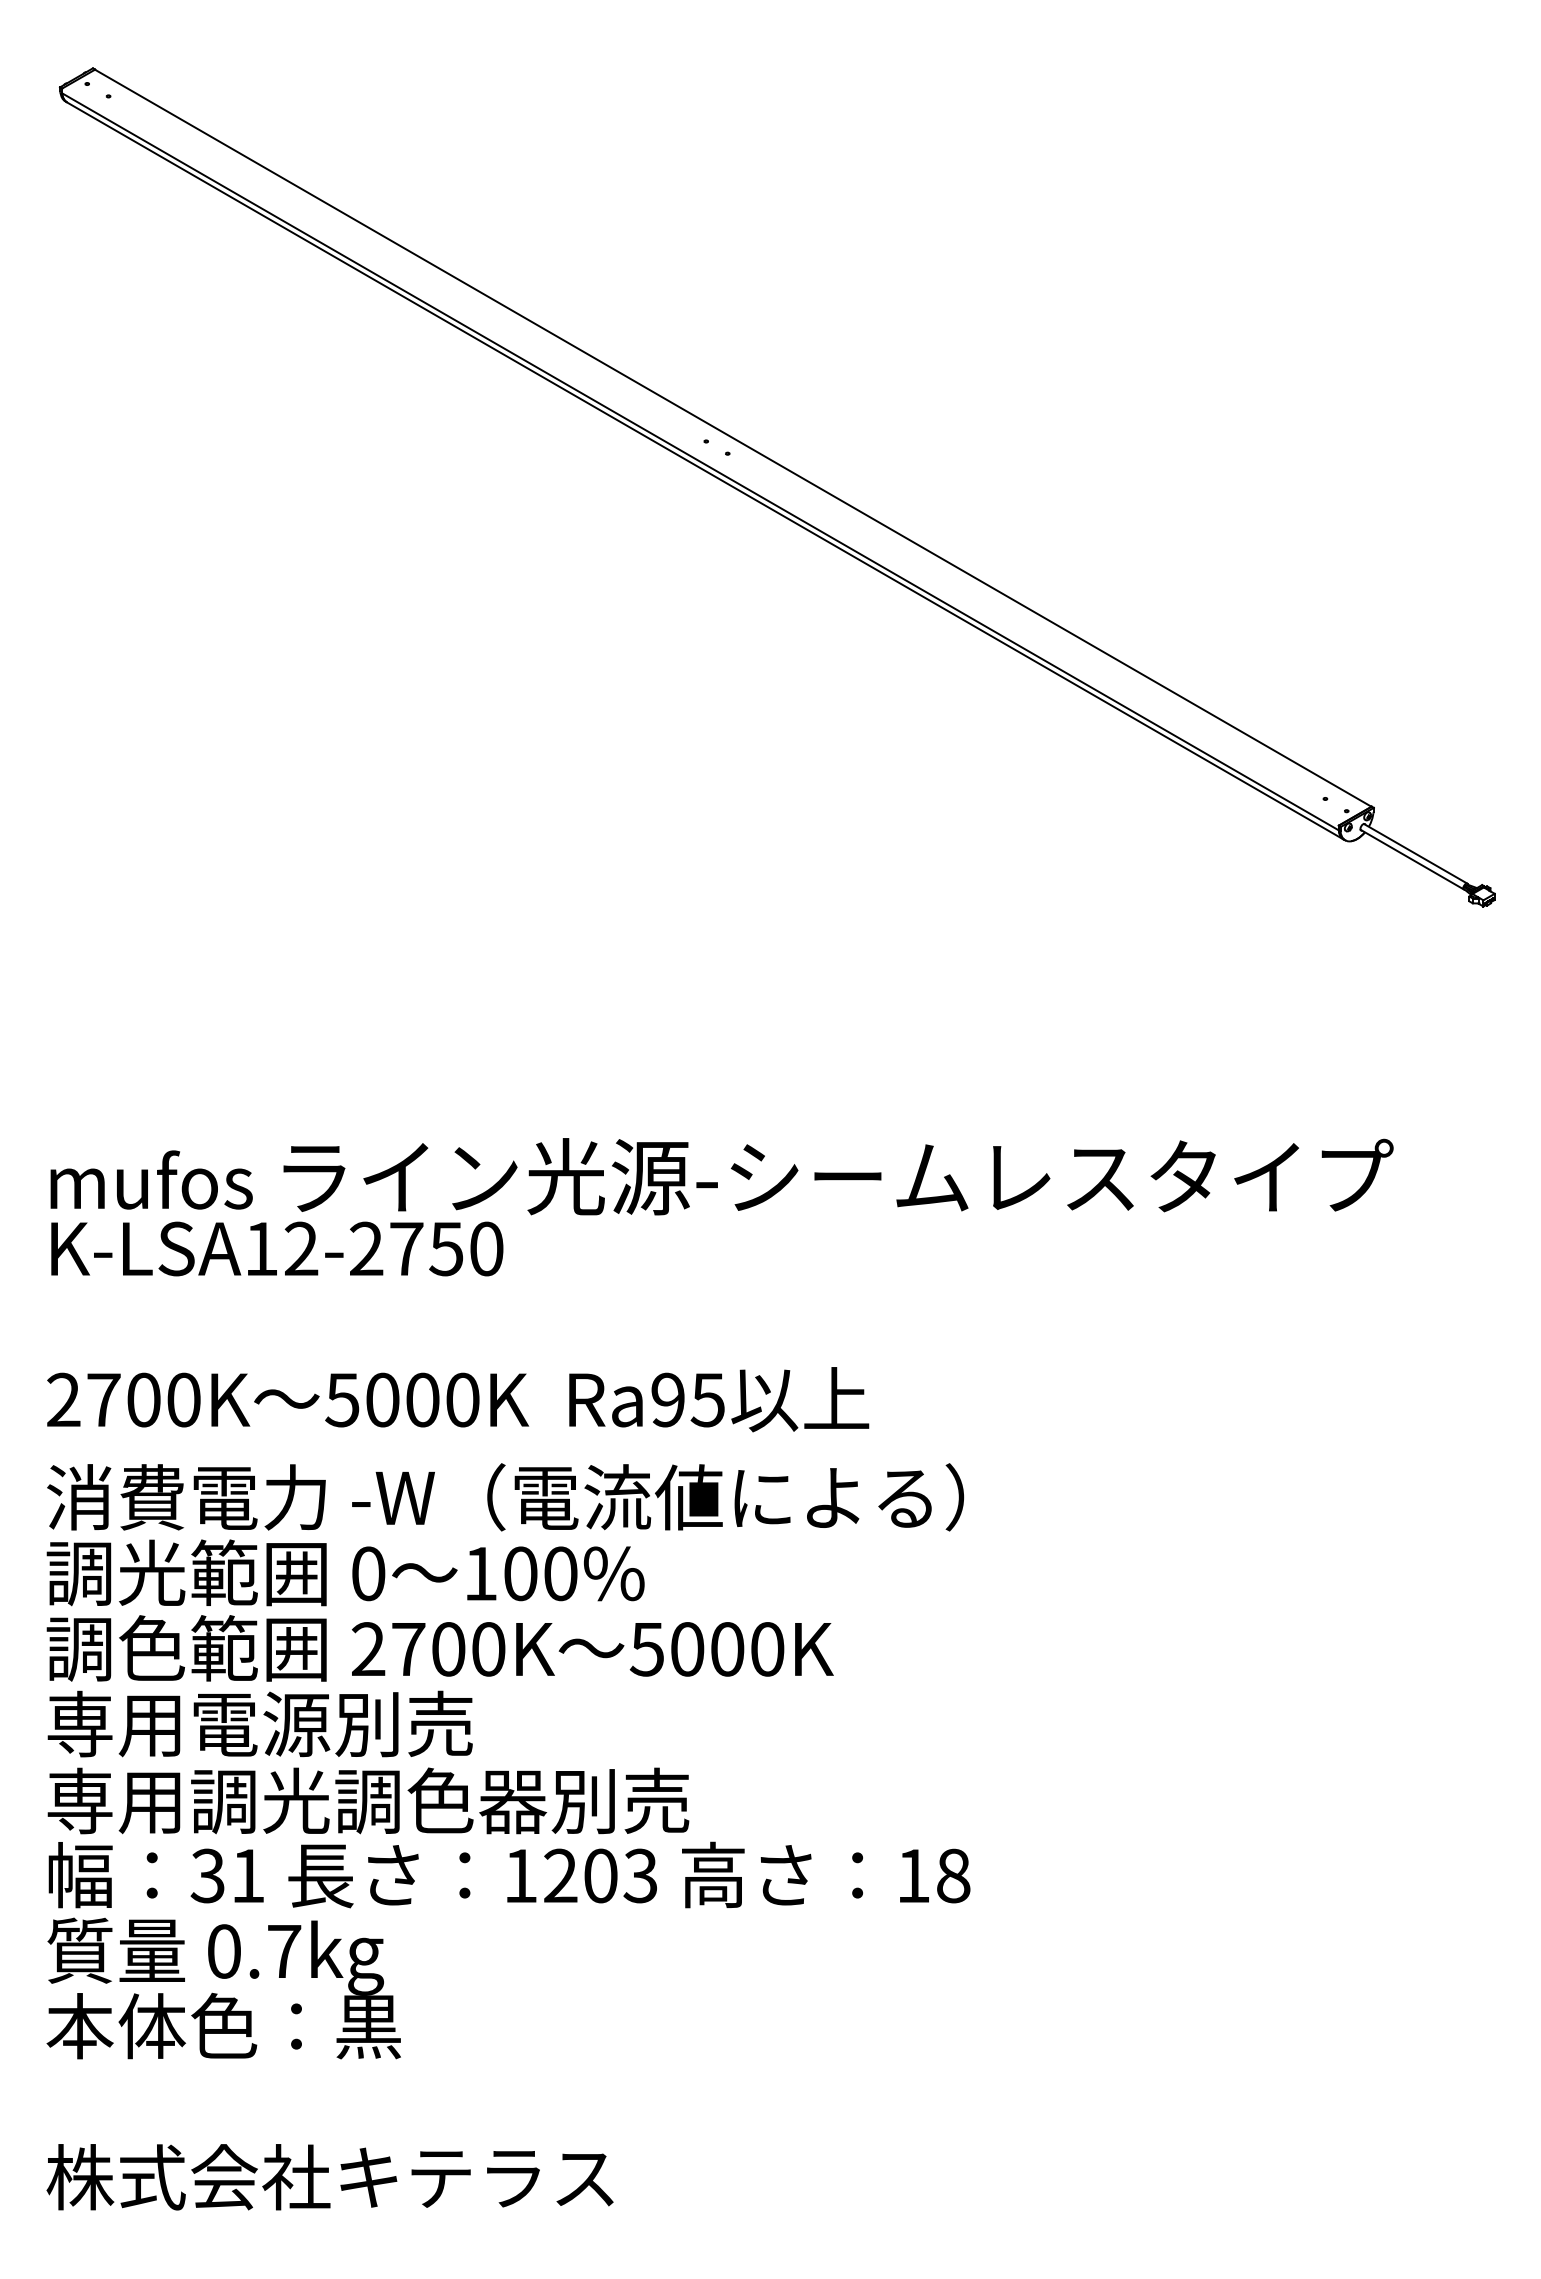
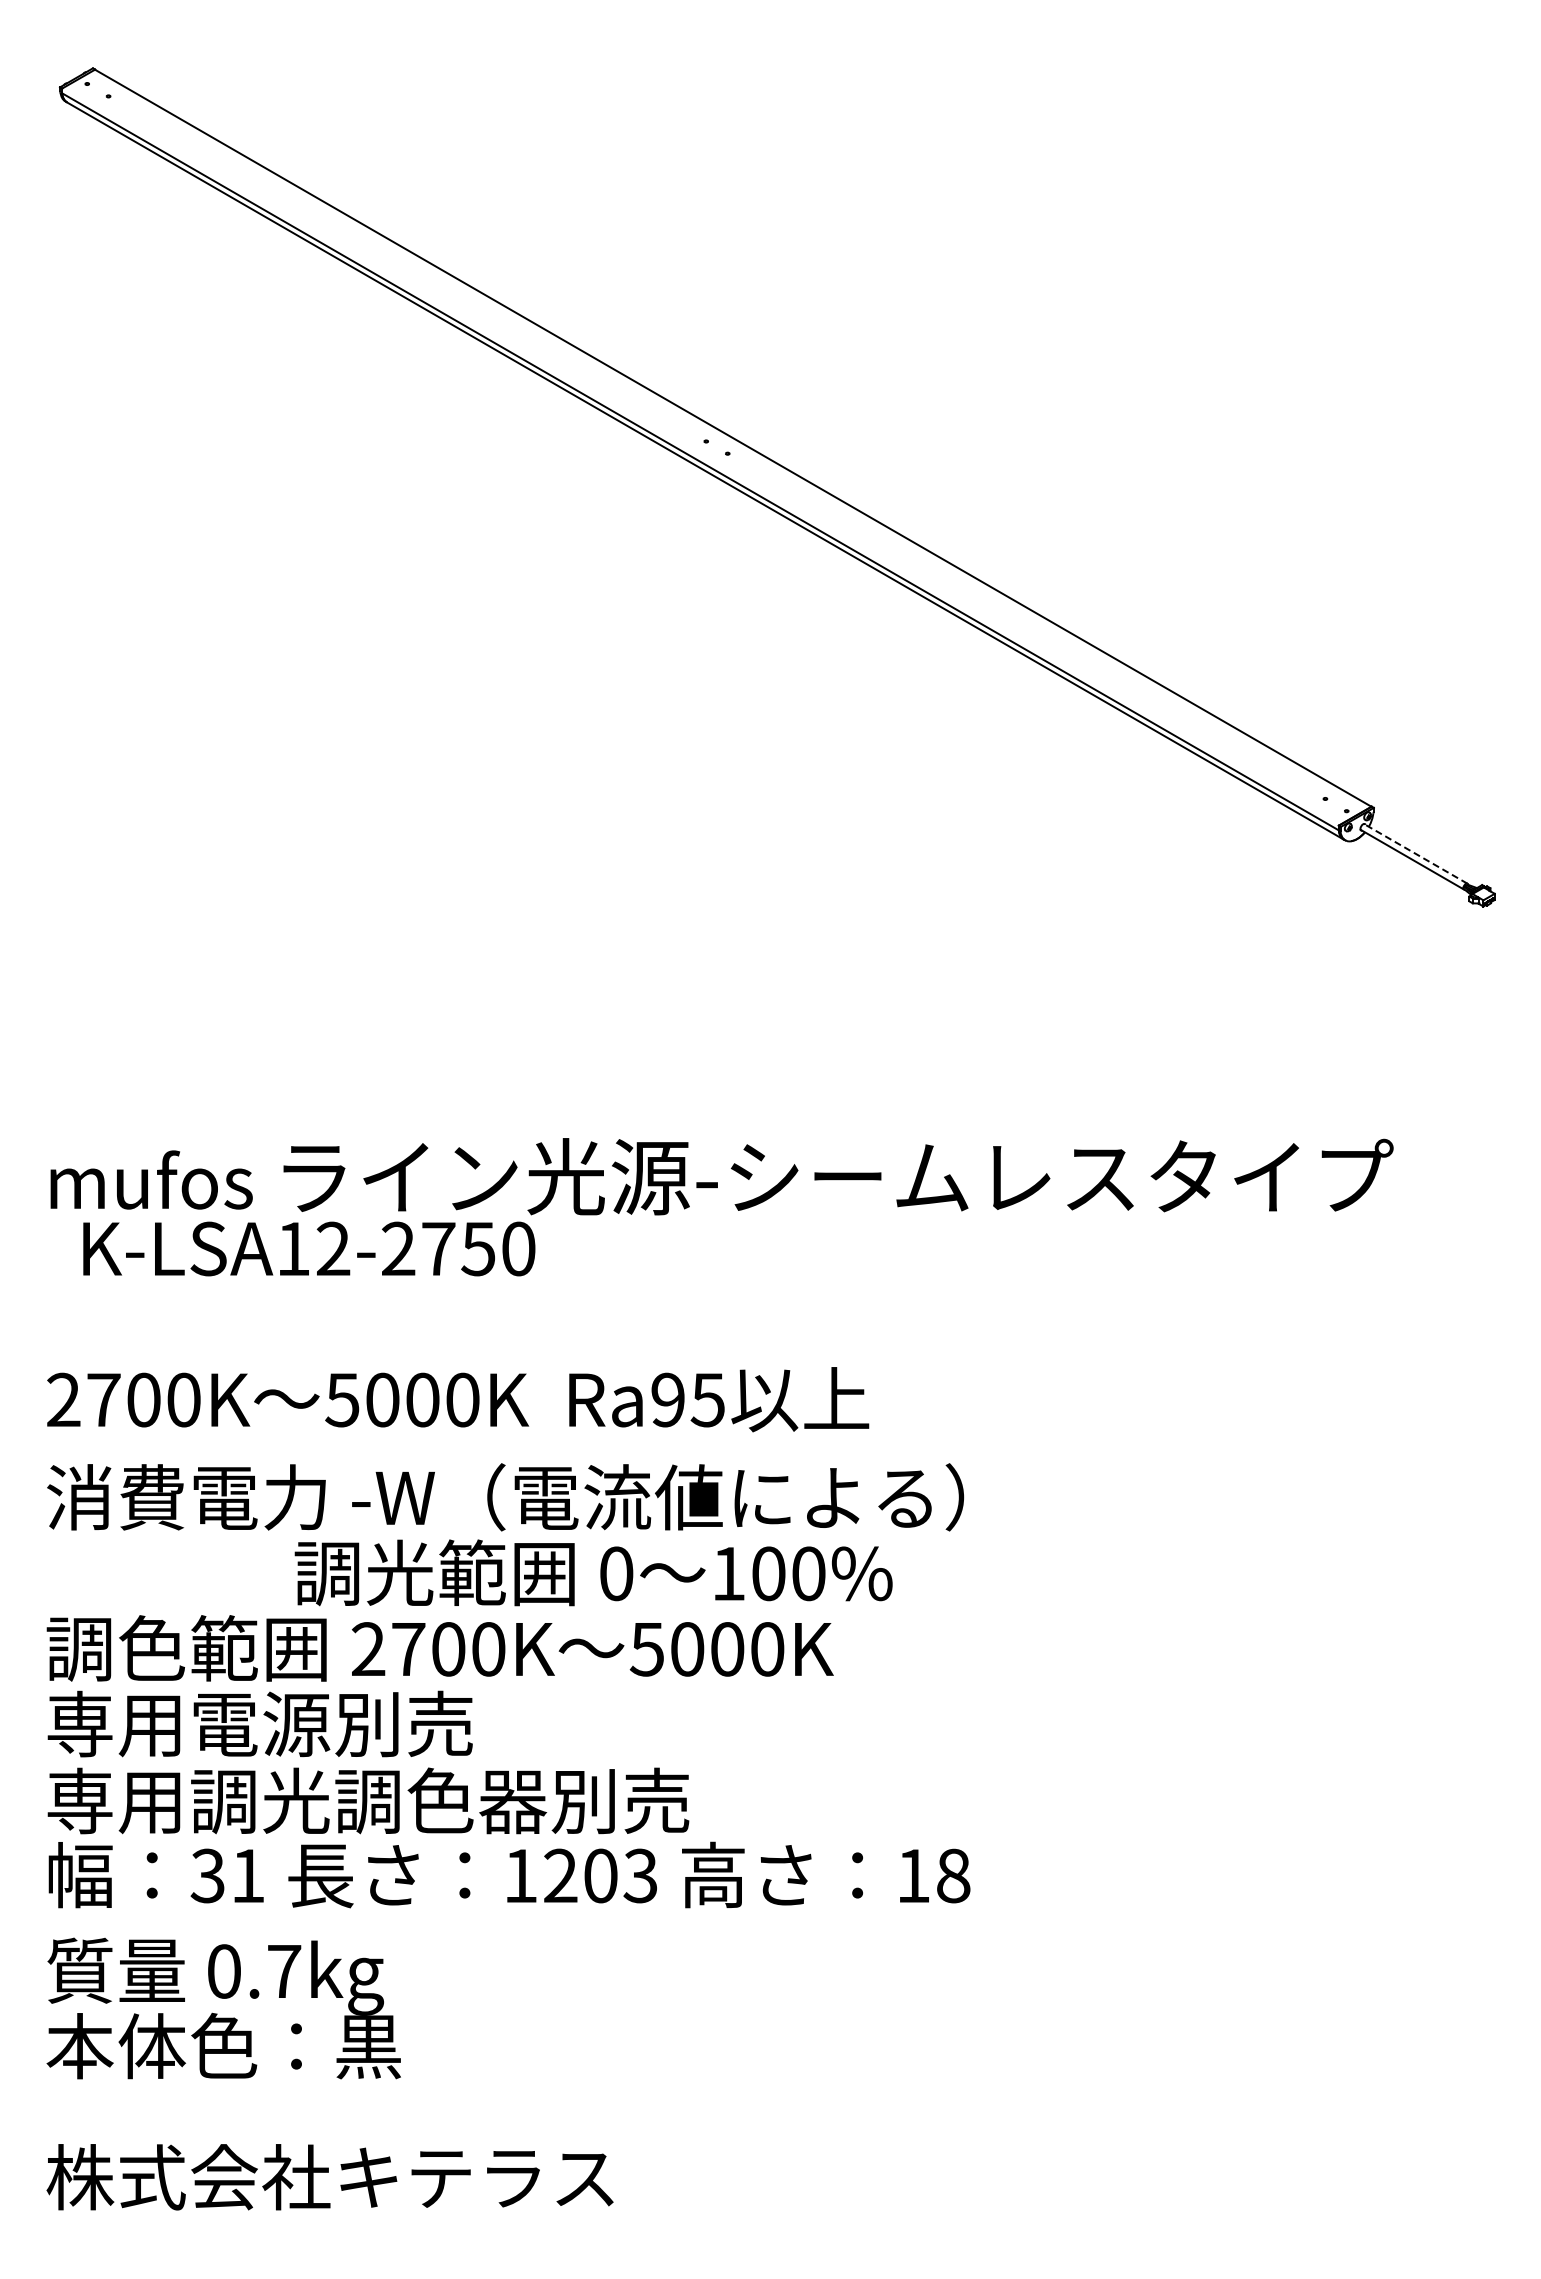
line: solid -> dashed (1415, 853)
text position: (277, 1248) -> (309, 1248) (309, 1248)
text position: (345, 1572) -> (593, 1572) (593, 1572)
text position: (223, 1988) -> (223, 2008) (223, 2008)
